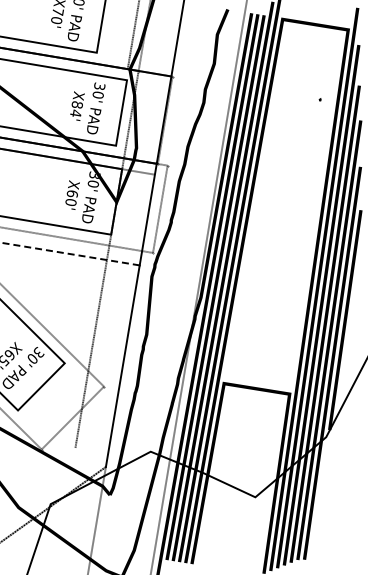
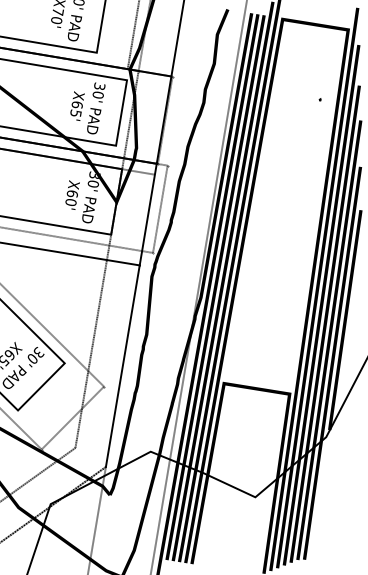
text: X84' -> X65' (76, 108)
line: dashed -> solid (70, 254)
line: none -> present (38, 473)
